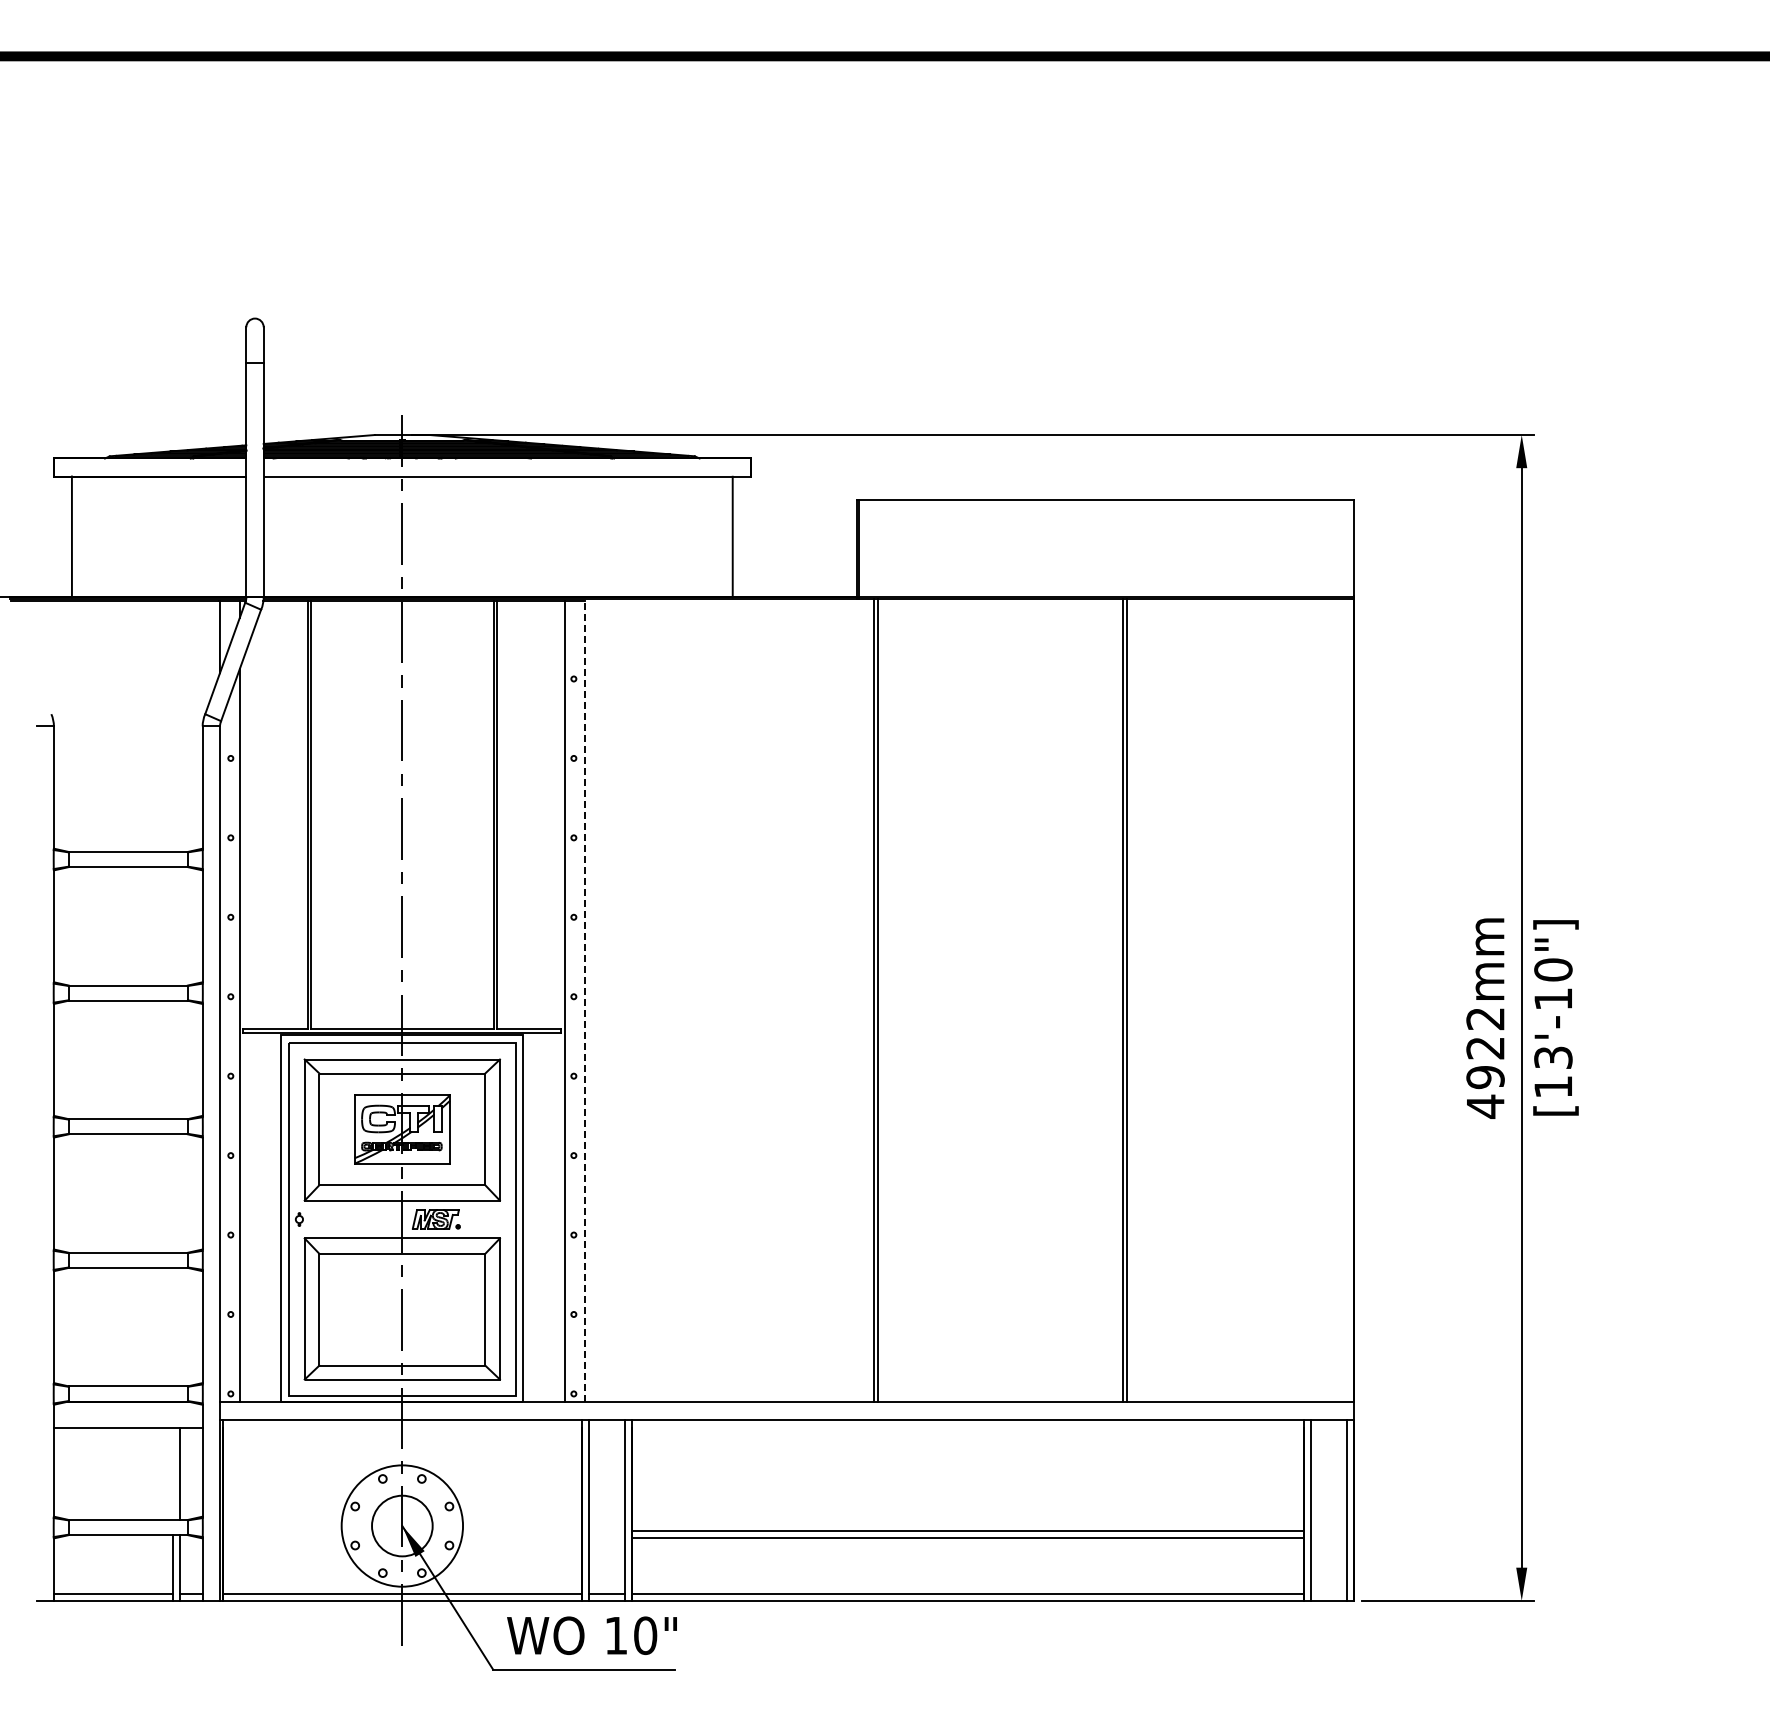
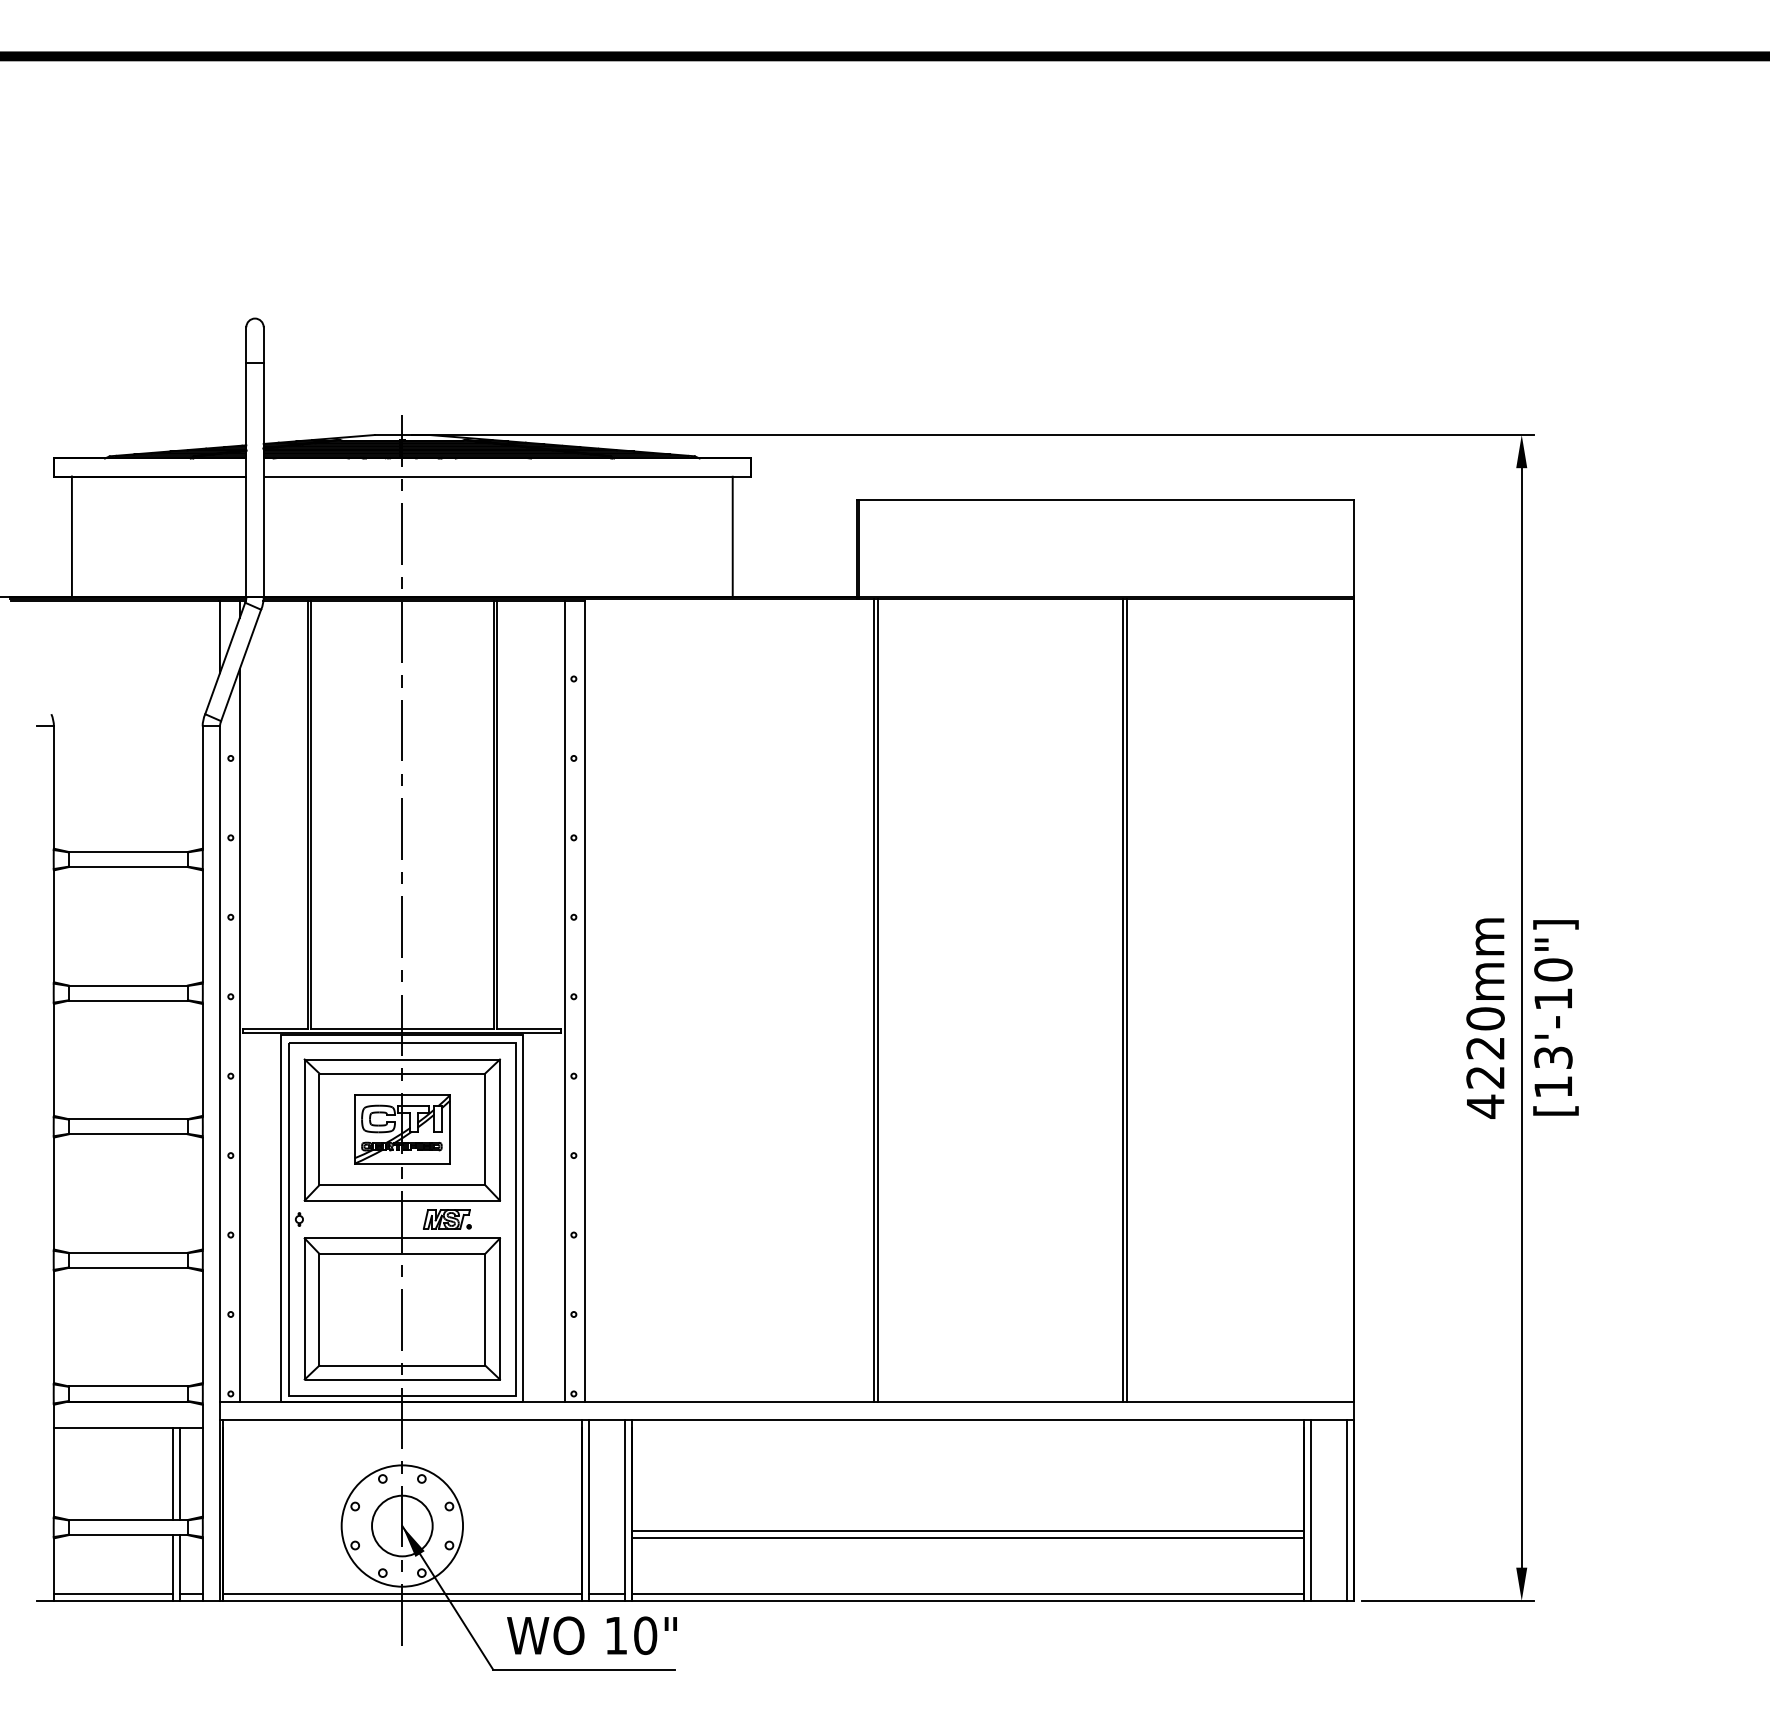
line: dashed -> solid (585, 1001)
text: 4922mm -> 4220mm (1485, 1048)
part position: (436, 1219) -> (447, 1219) (447, 1219)
line: none -> present (172, 1473)
